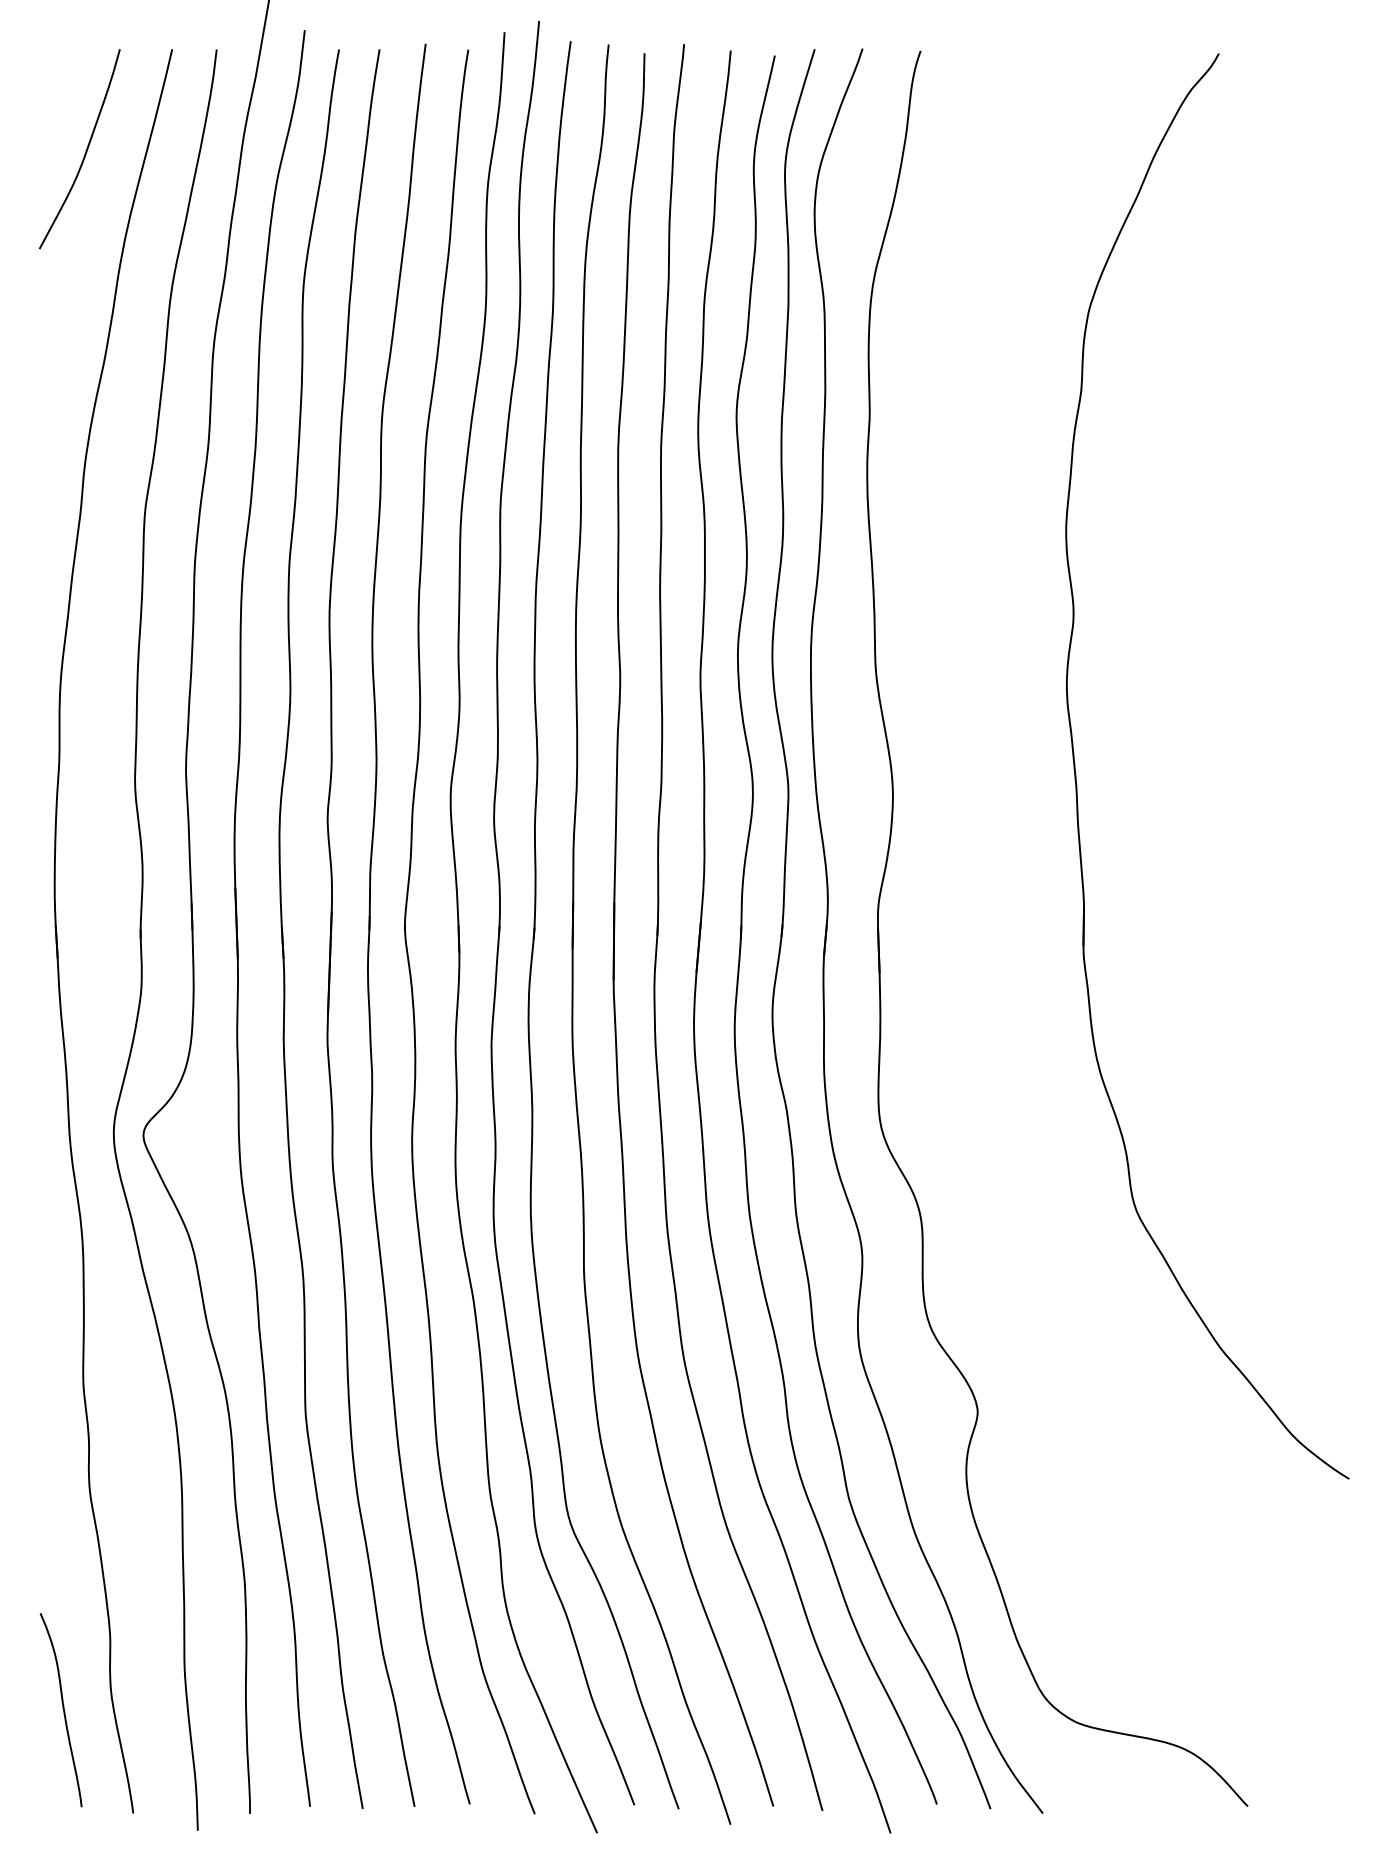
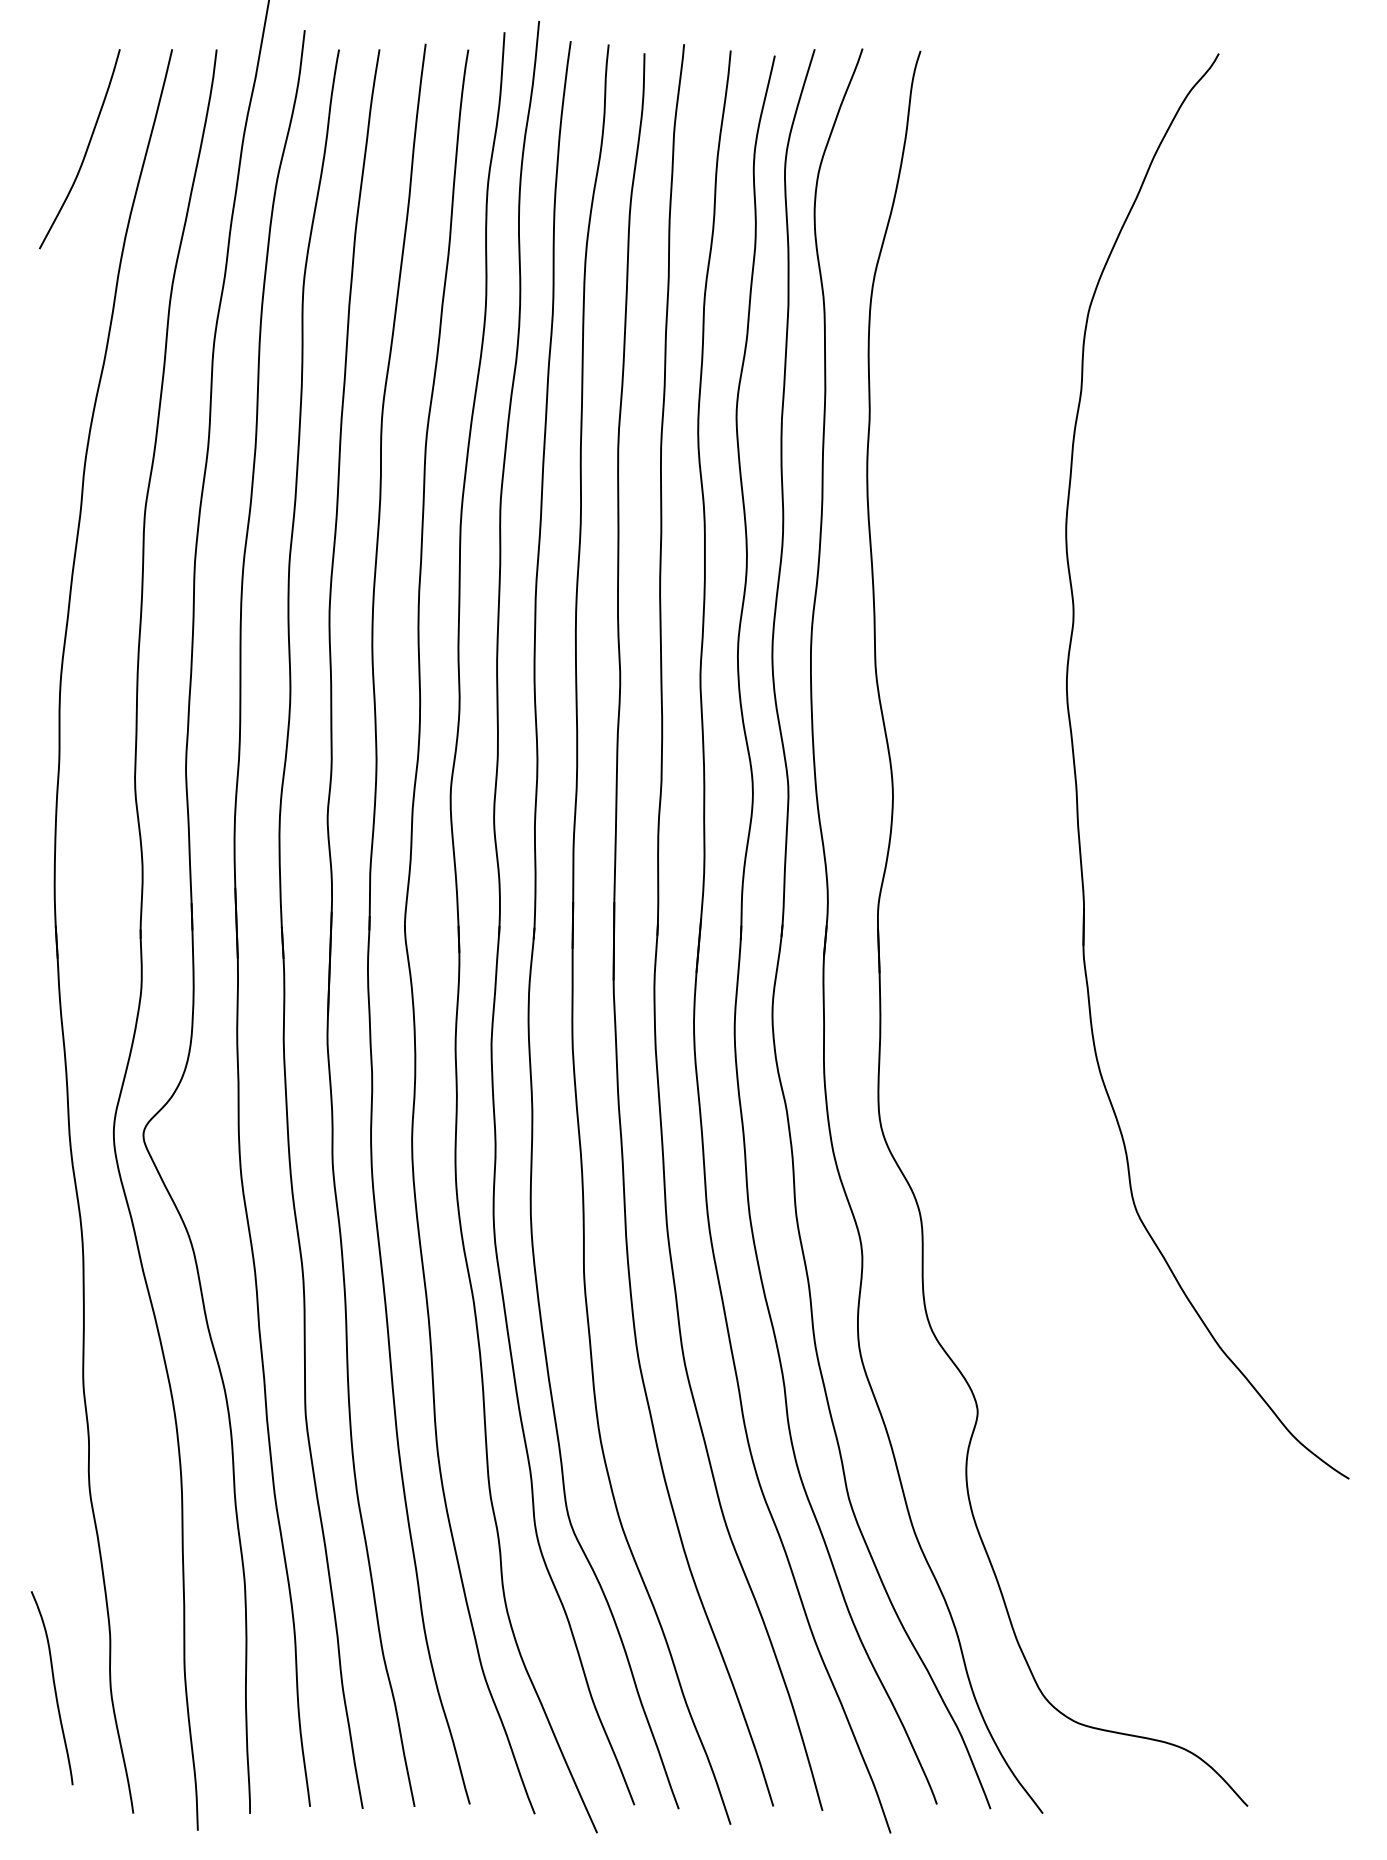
curve position: (62, 1708) -> (53, 1686) (53, 1686)
